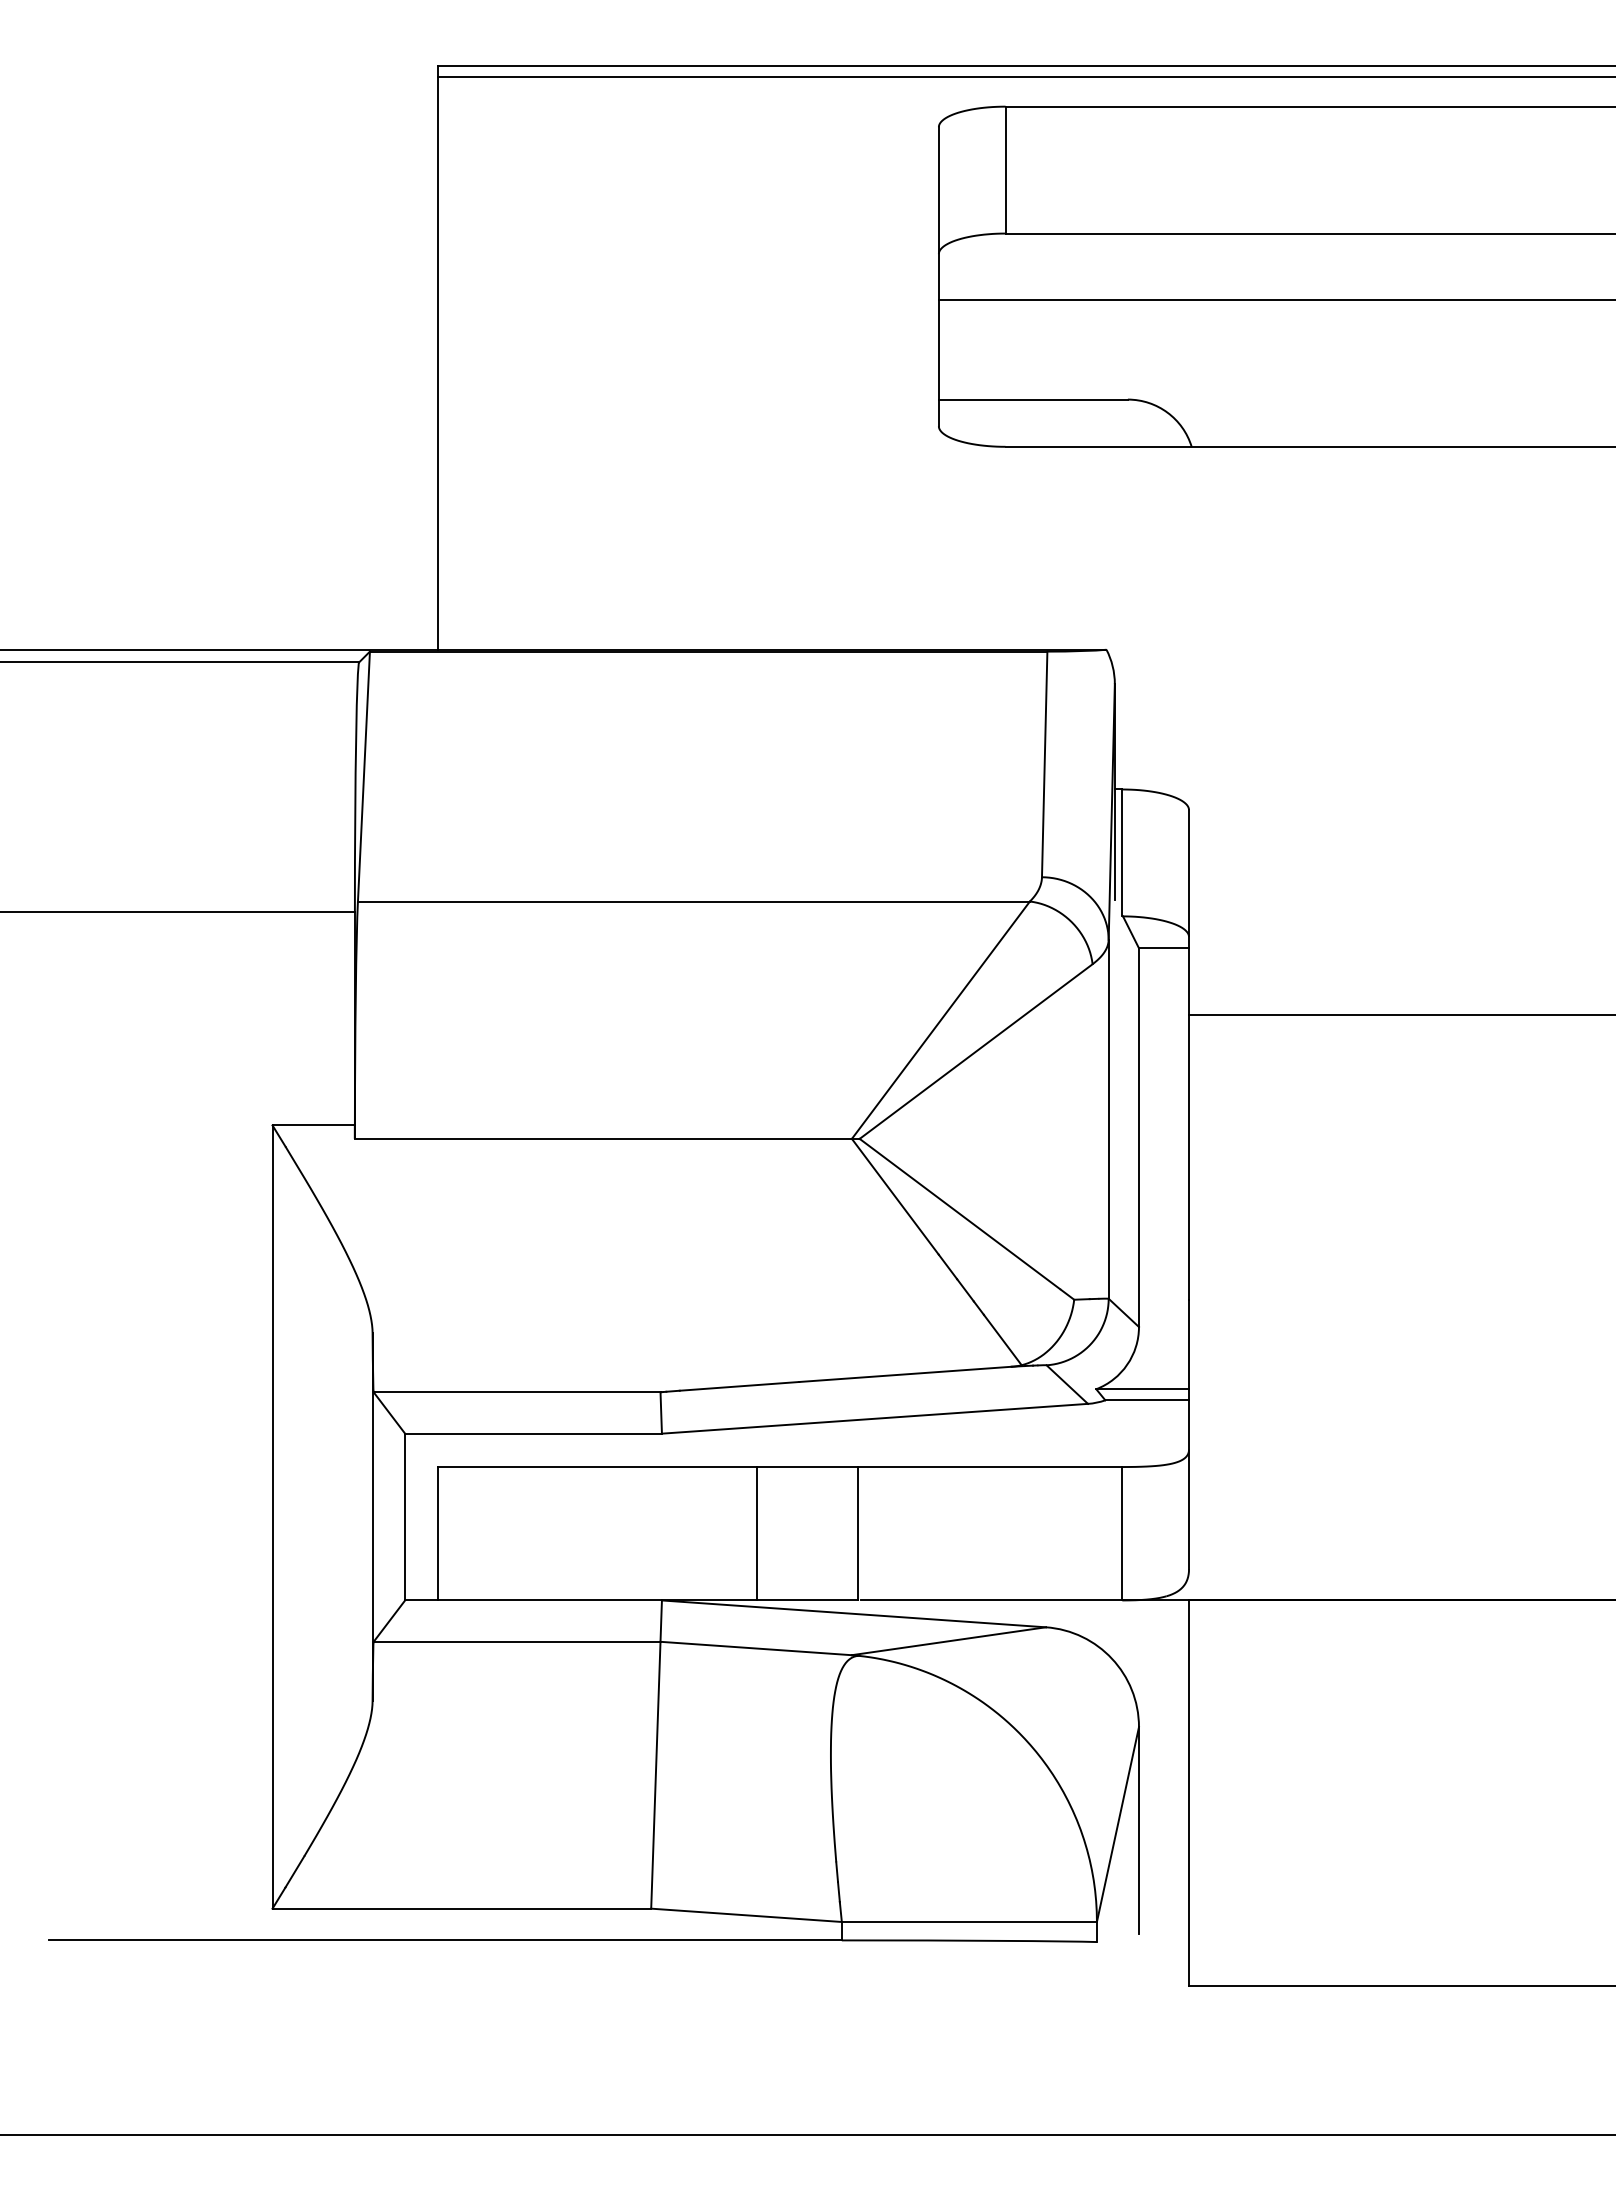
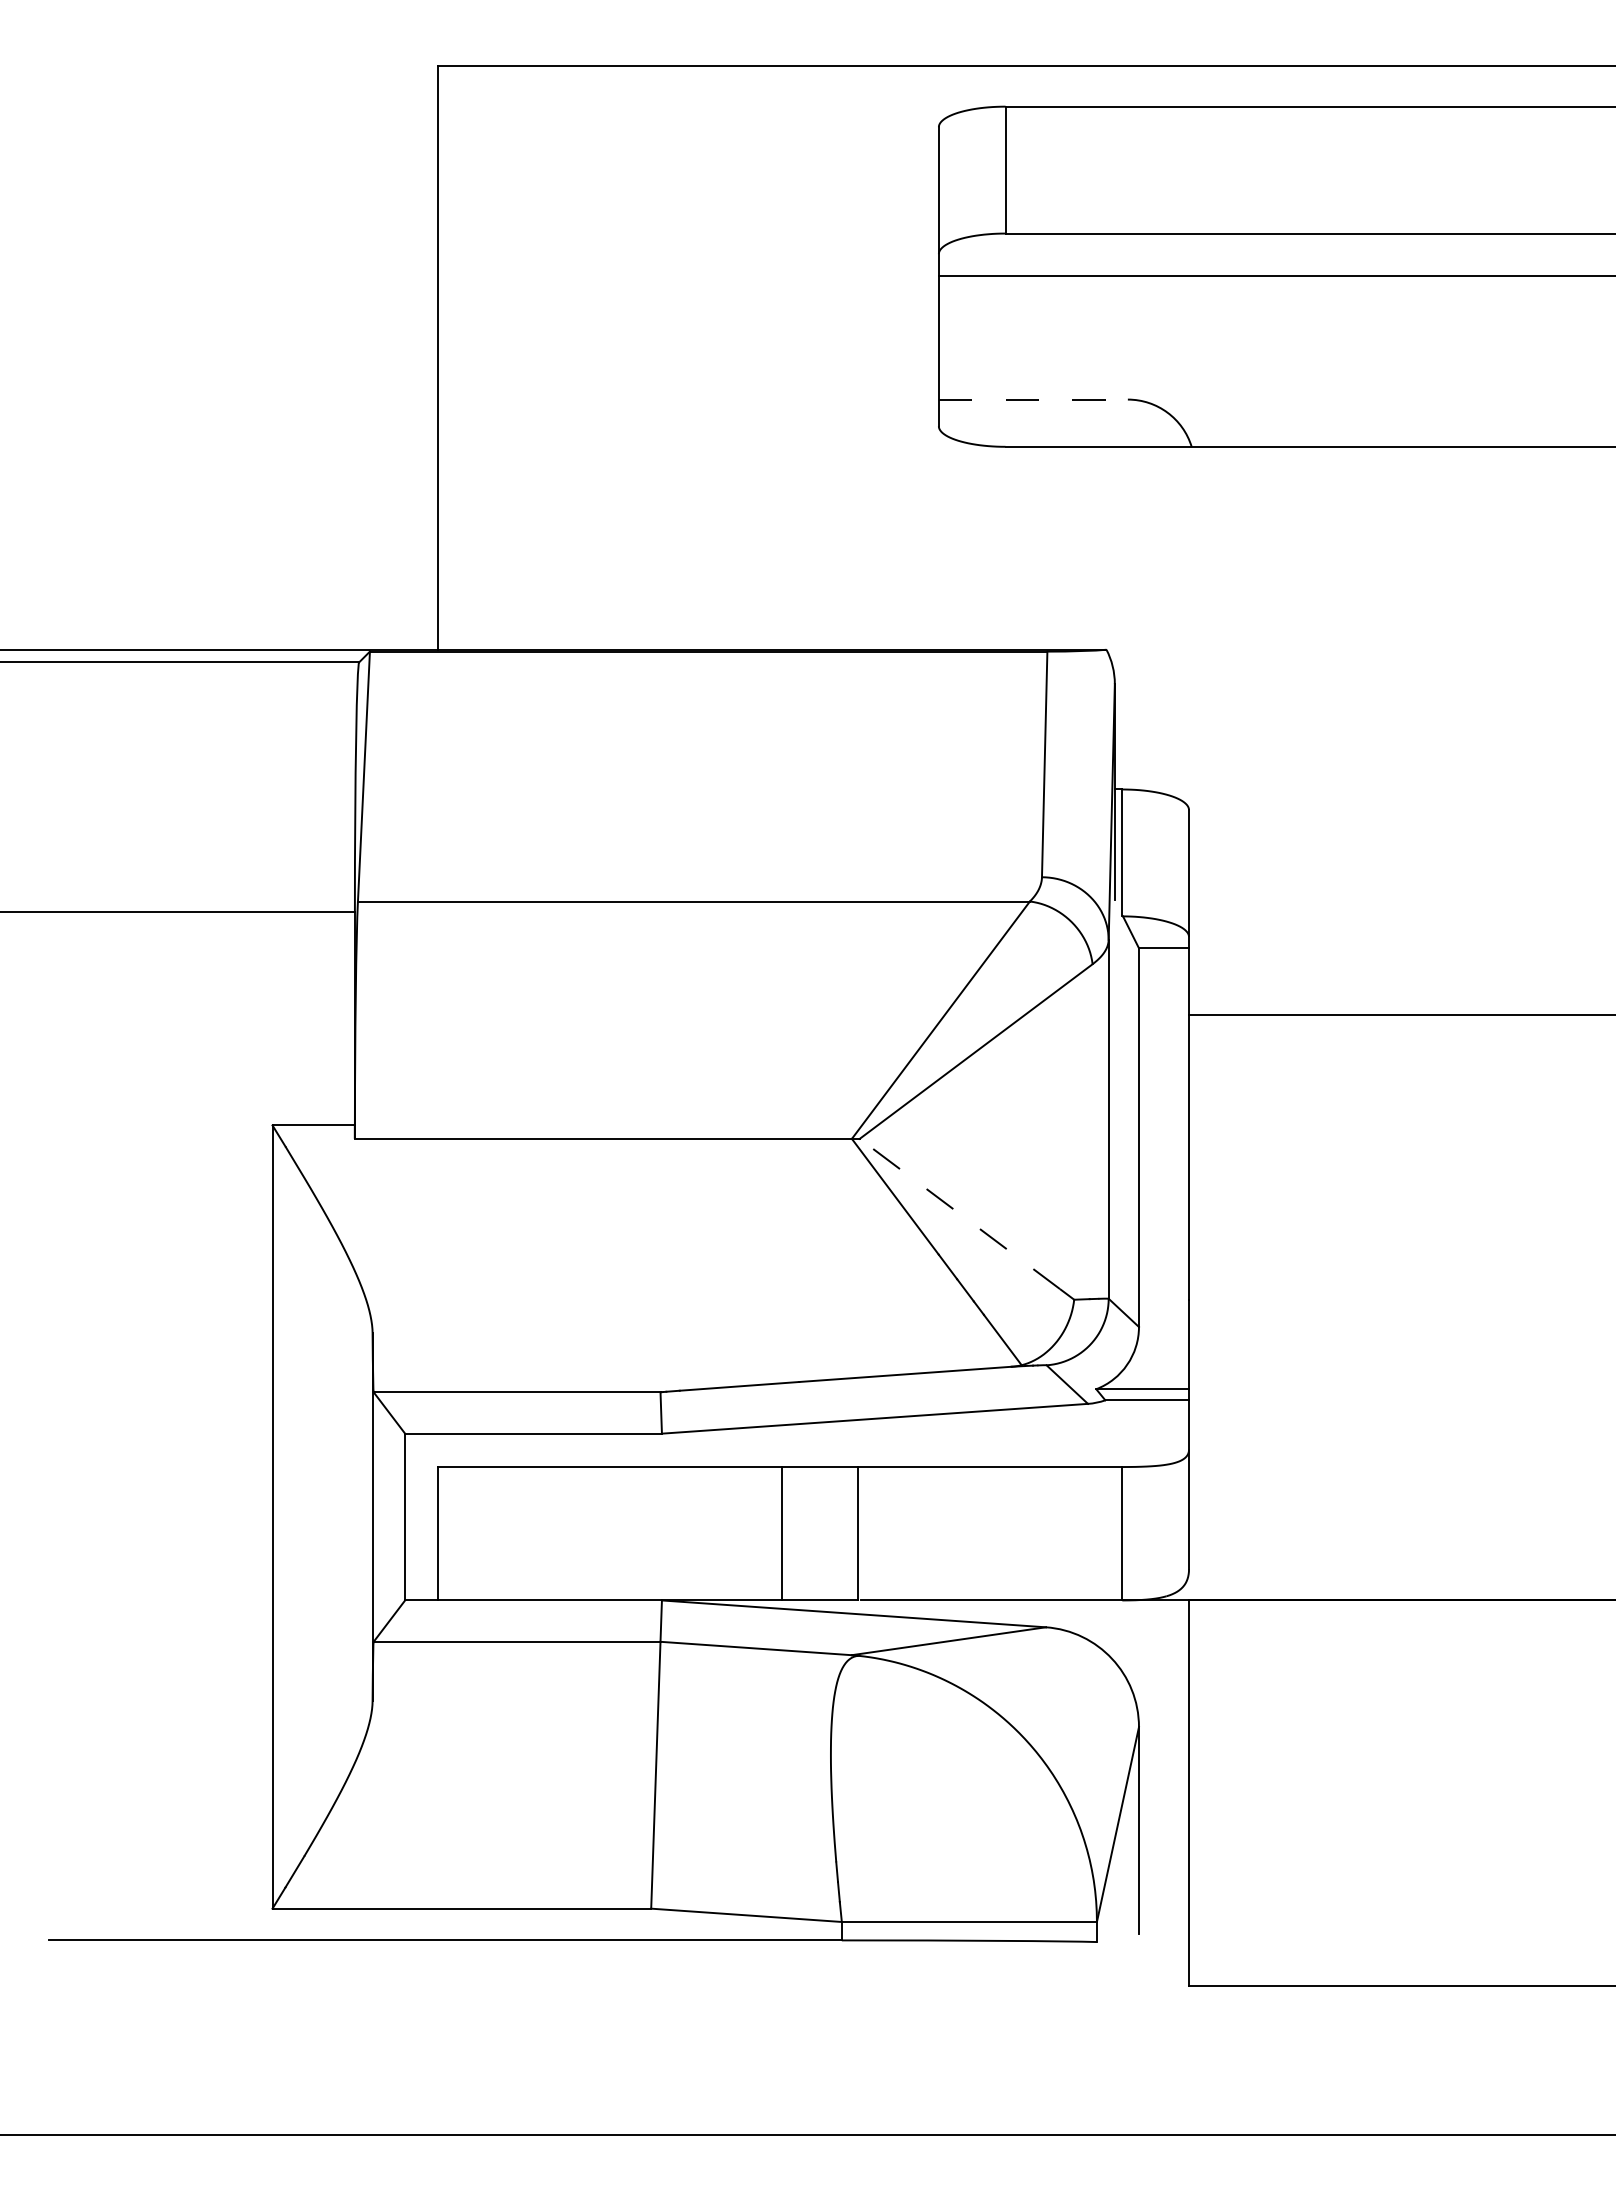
line: present -> none (1025, 77)
line position: (1275, 299) -> (1275, 275) (1275, 275)
line: solid -> dashed (1033, 399)
line: solid -> dashed (959, 1213)
line position: (757, 1533) -> (782, 1533) (782, 1533)
